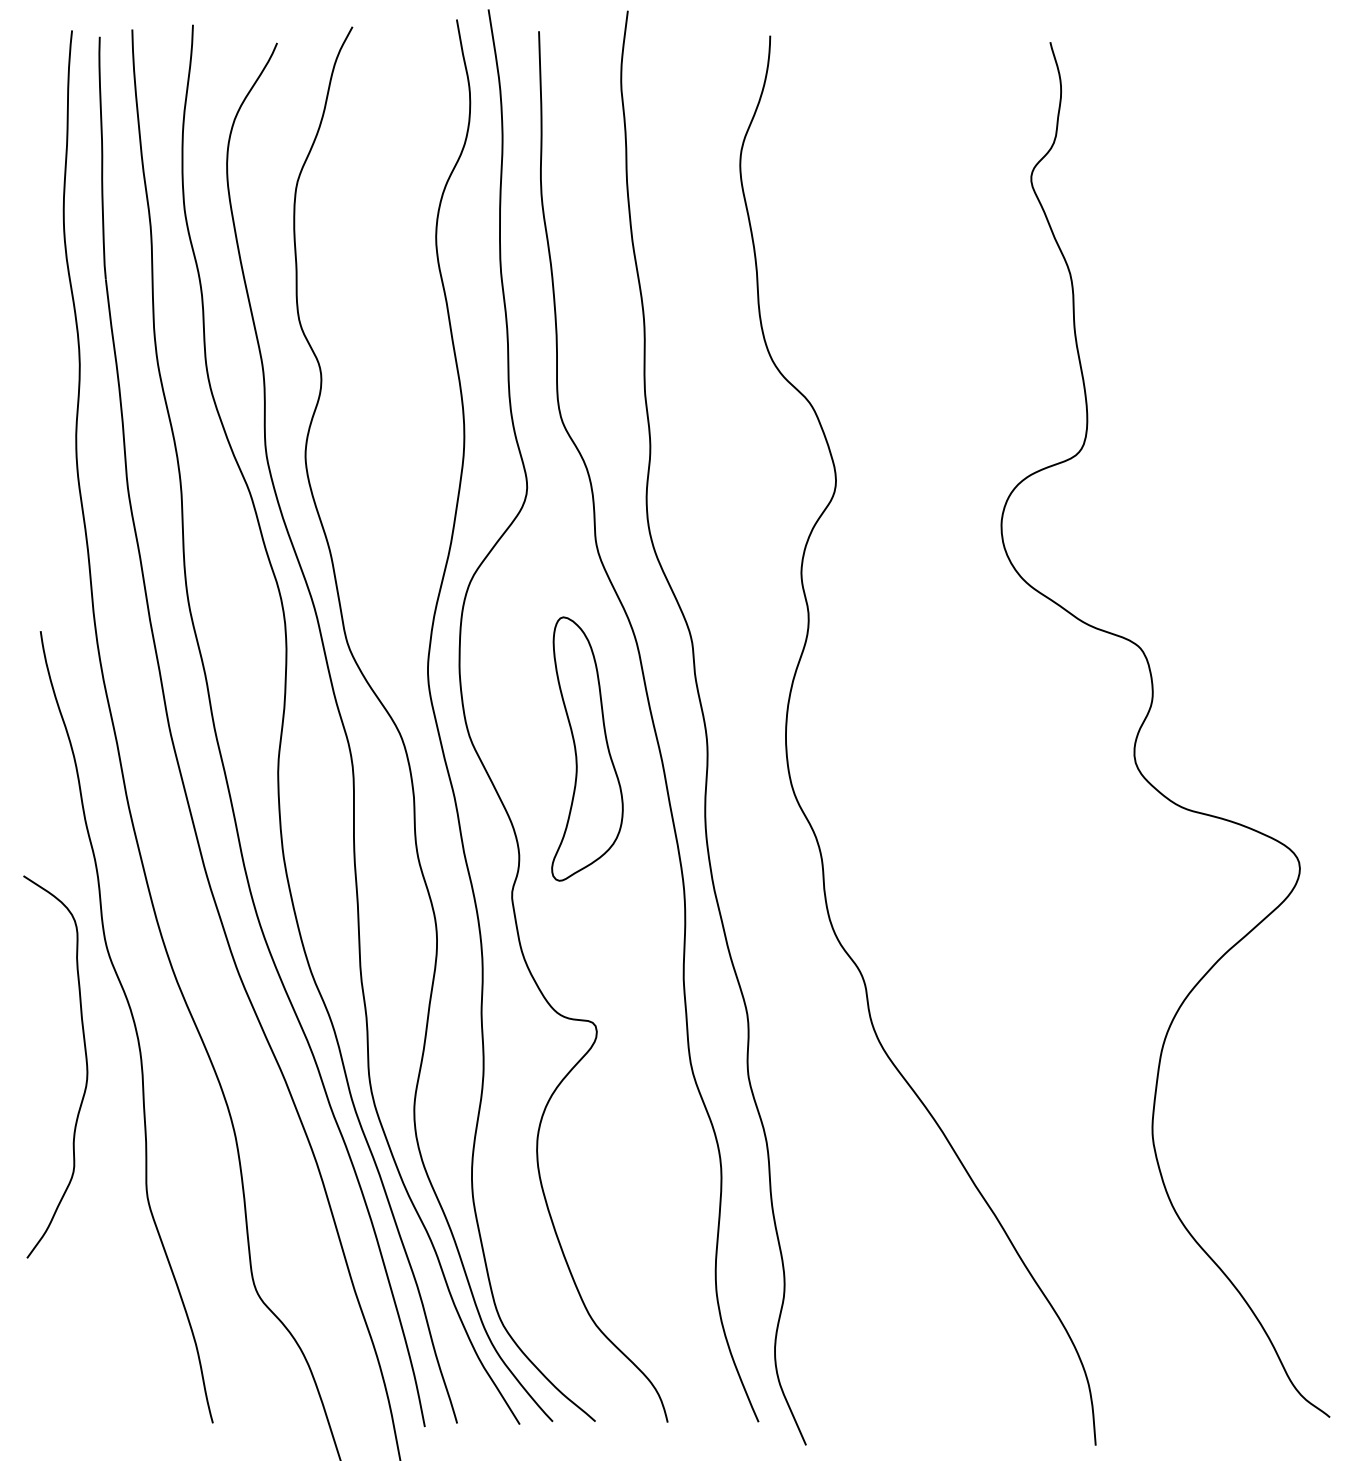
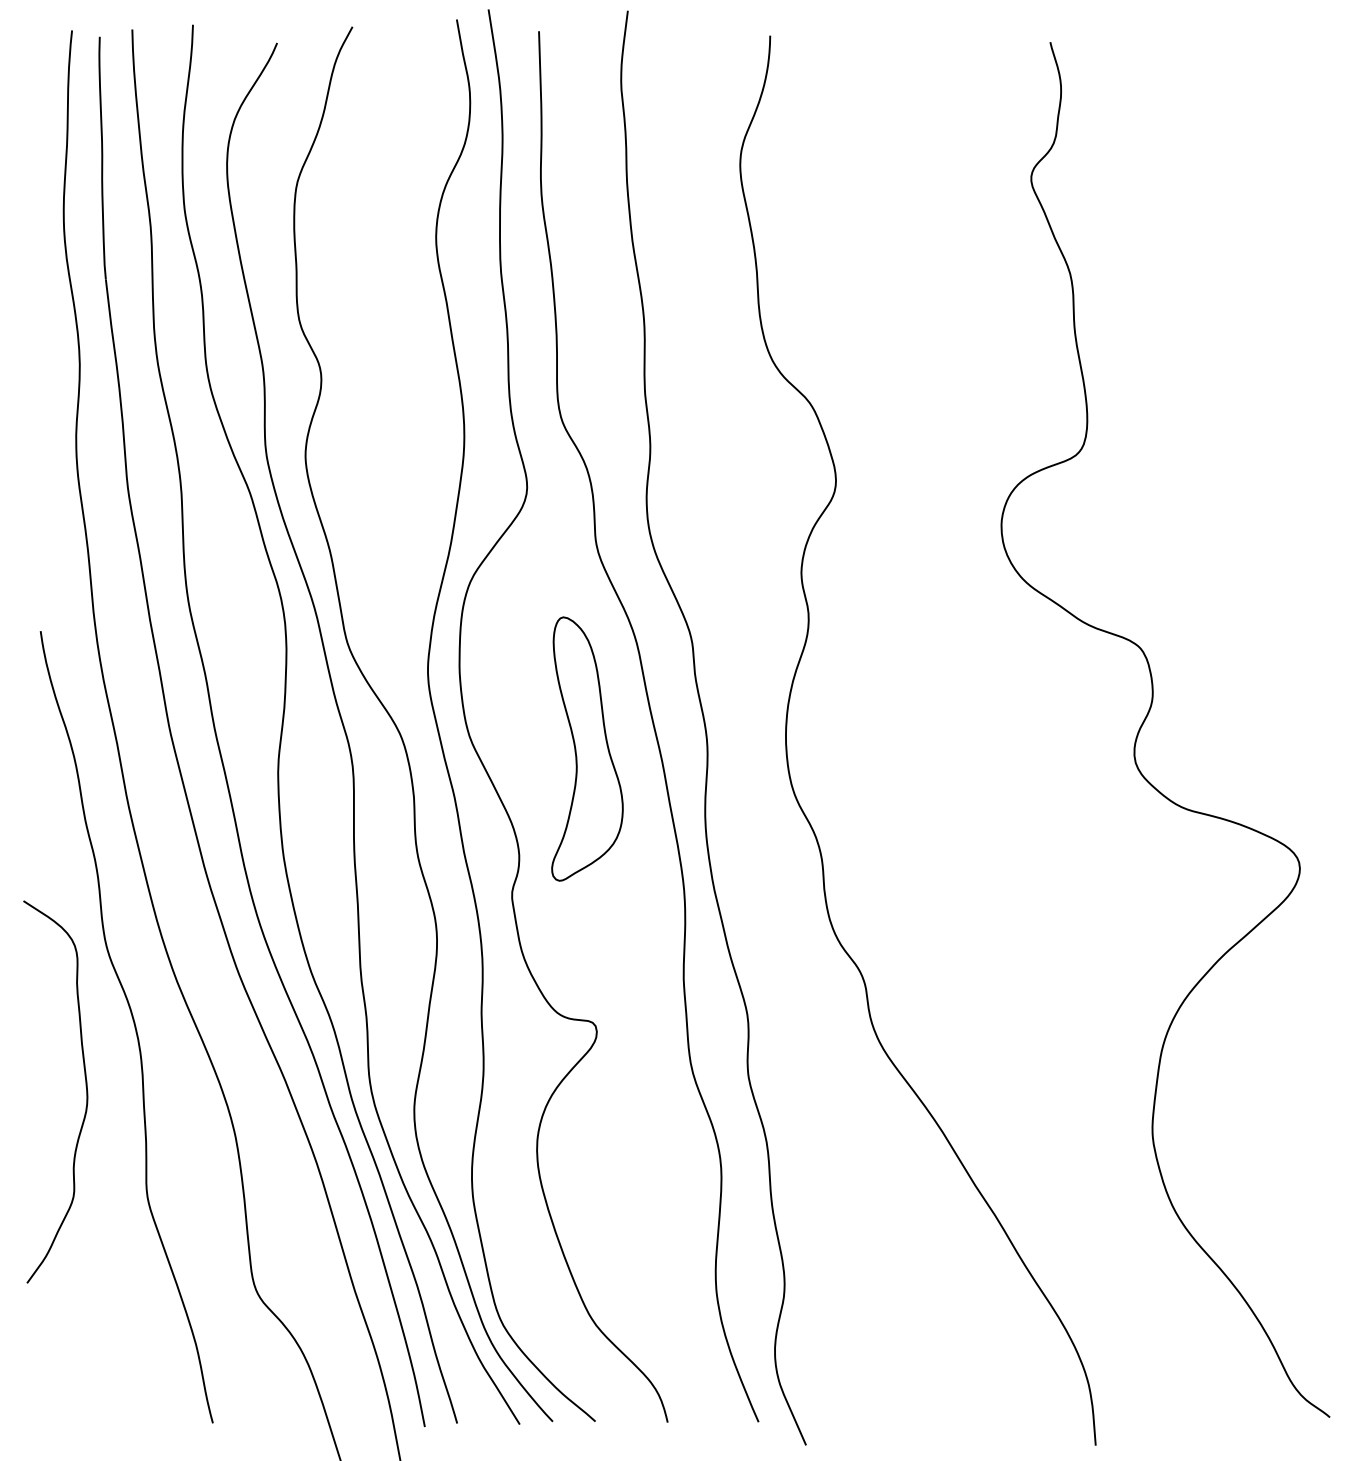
curve position: (85, 1061) -> (85, 1086) (85, 1086)
